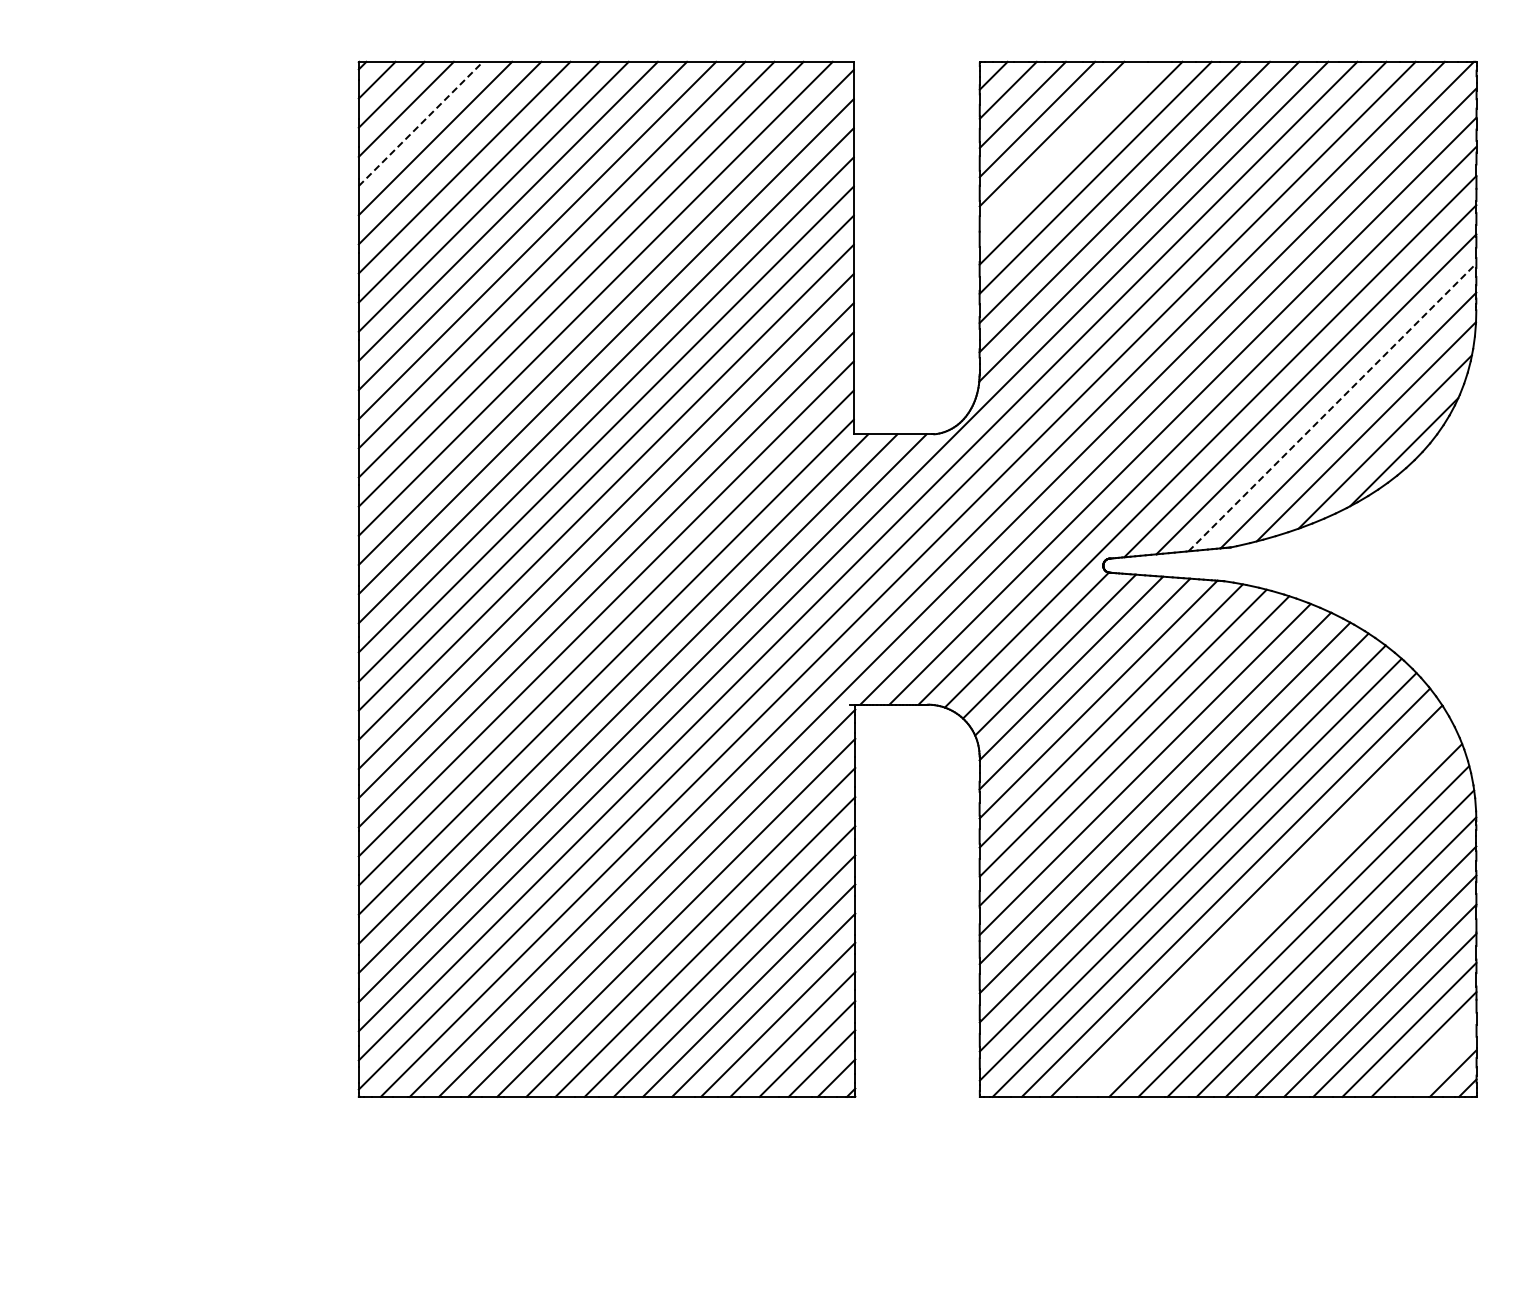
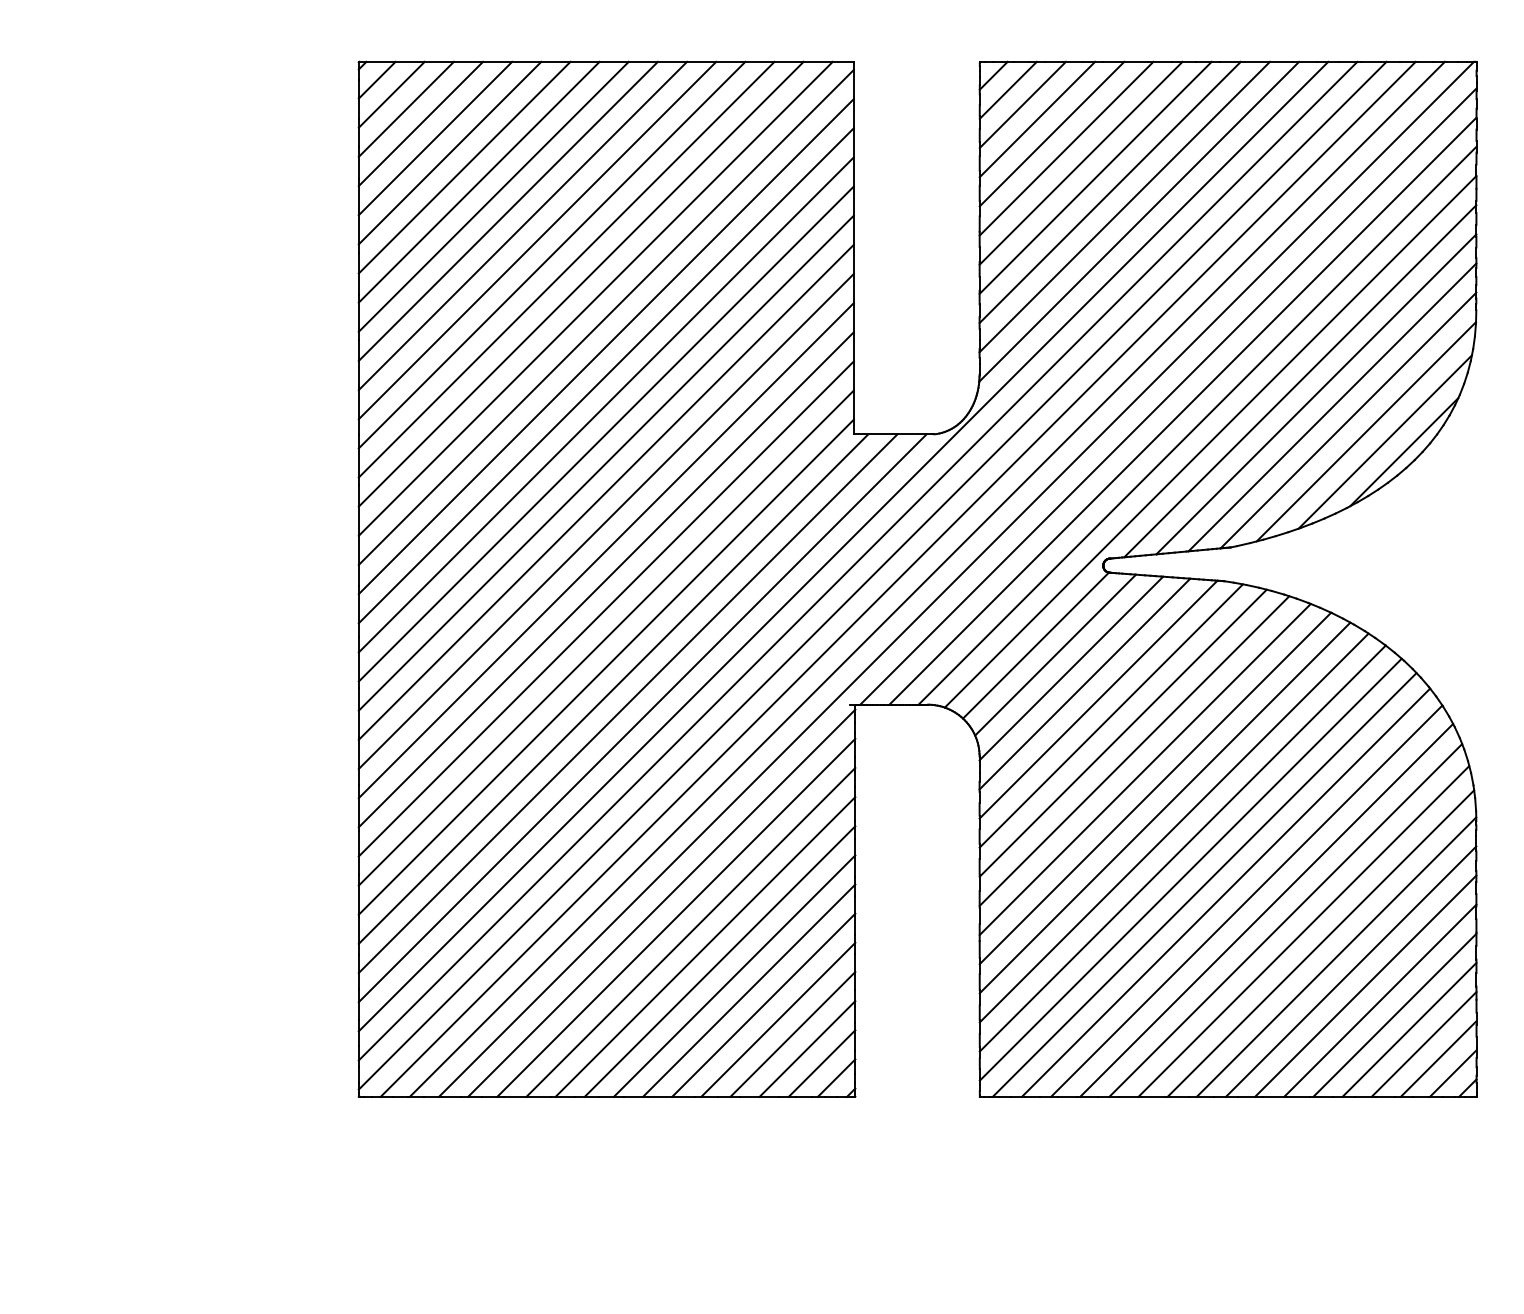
line: dashed -> solid (420, 123)
line: none -> present (1066, 148)
line: dashed -> solid (1332, 407)
line: none -> present (1266, 909)
line: none -> present (1438, 1058)
